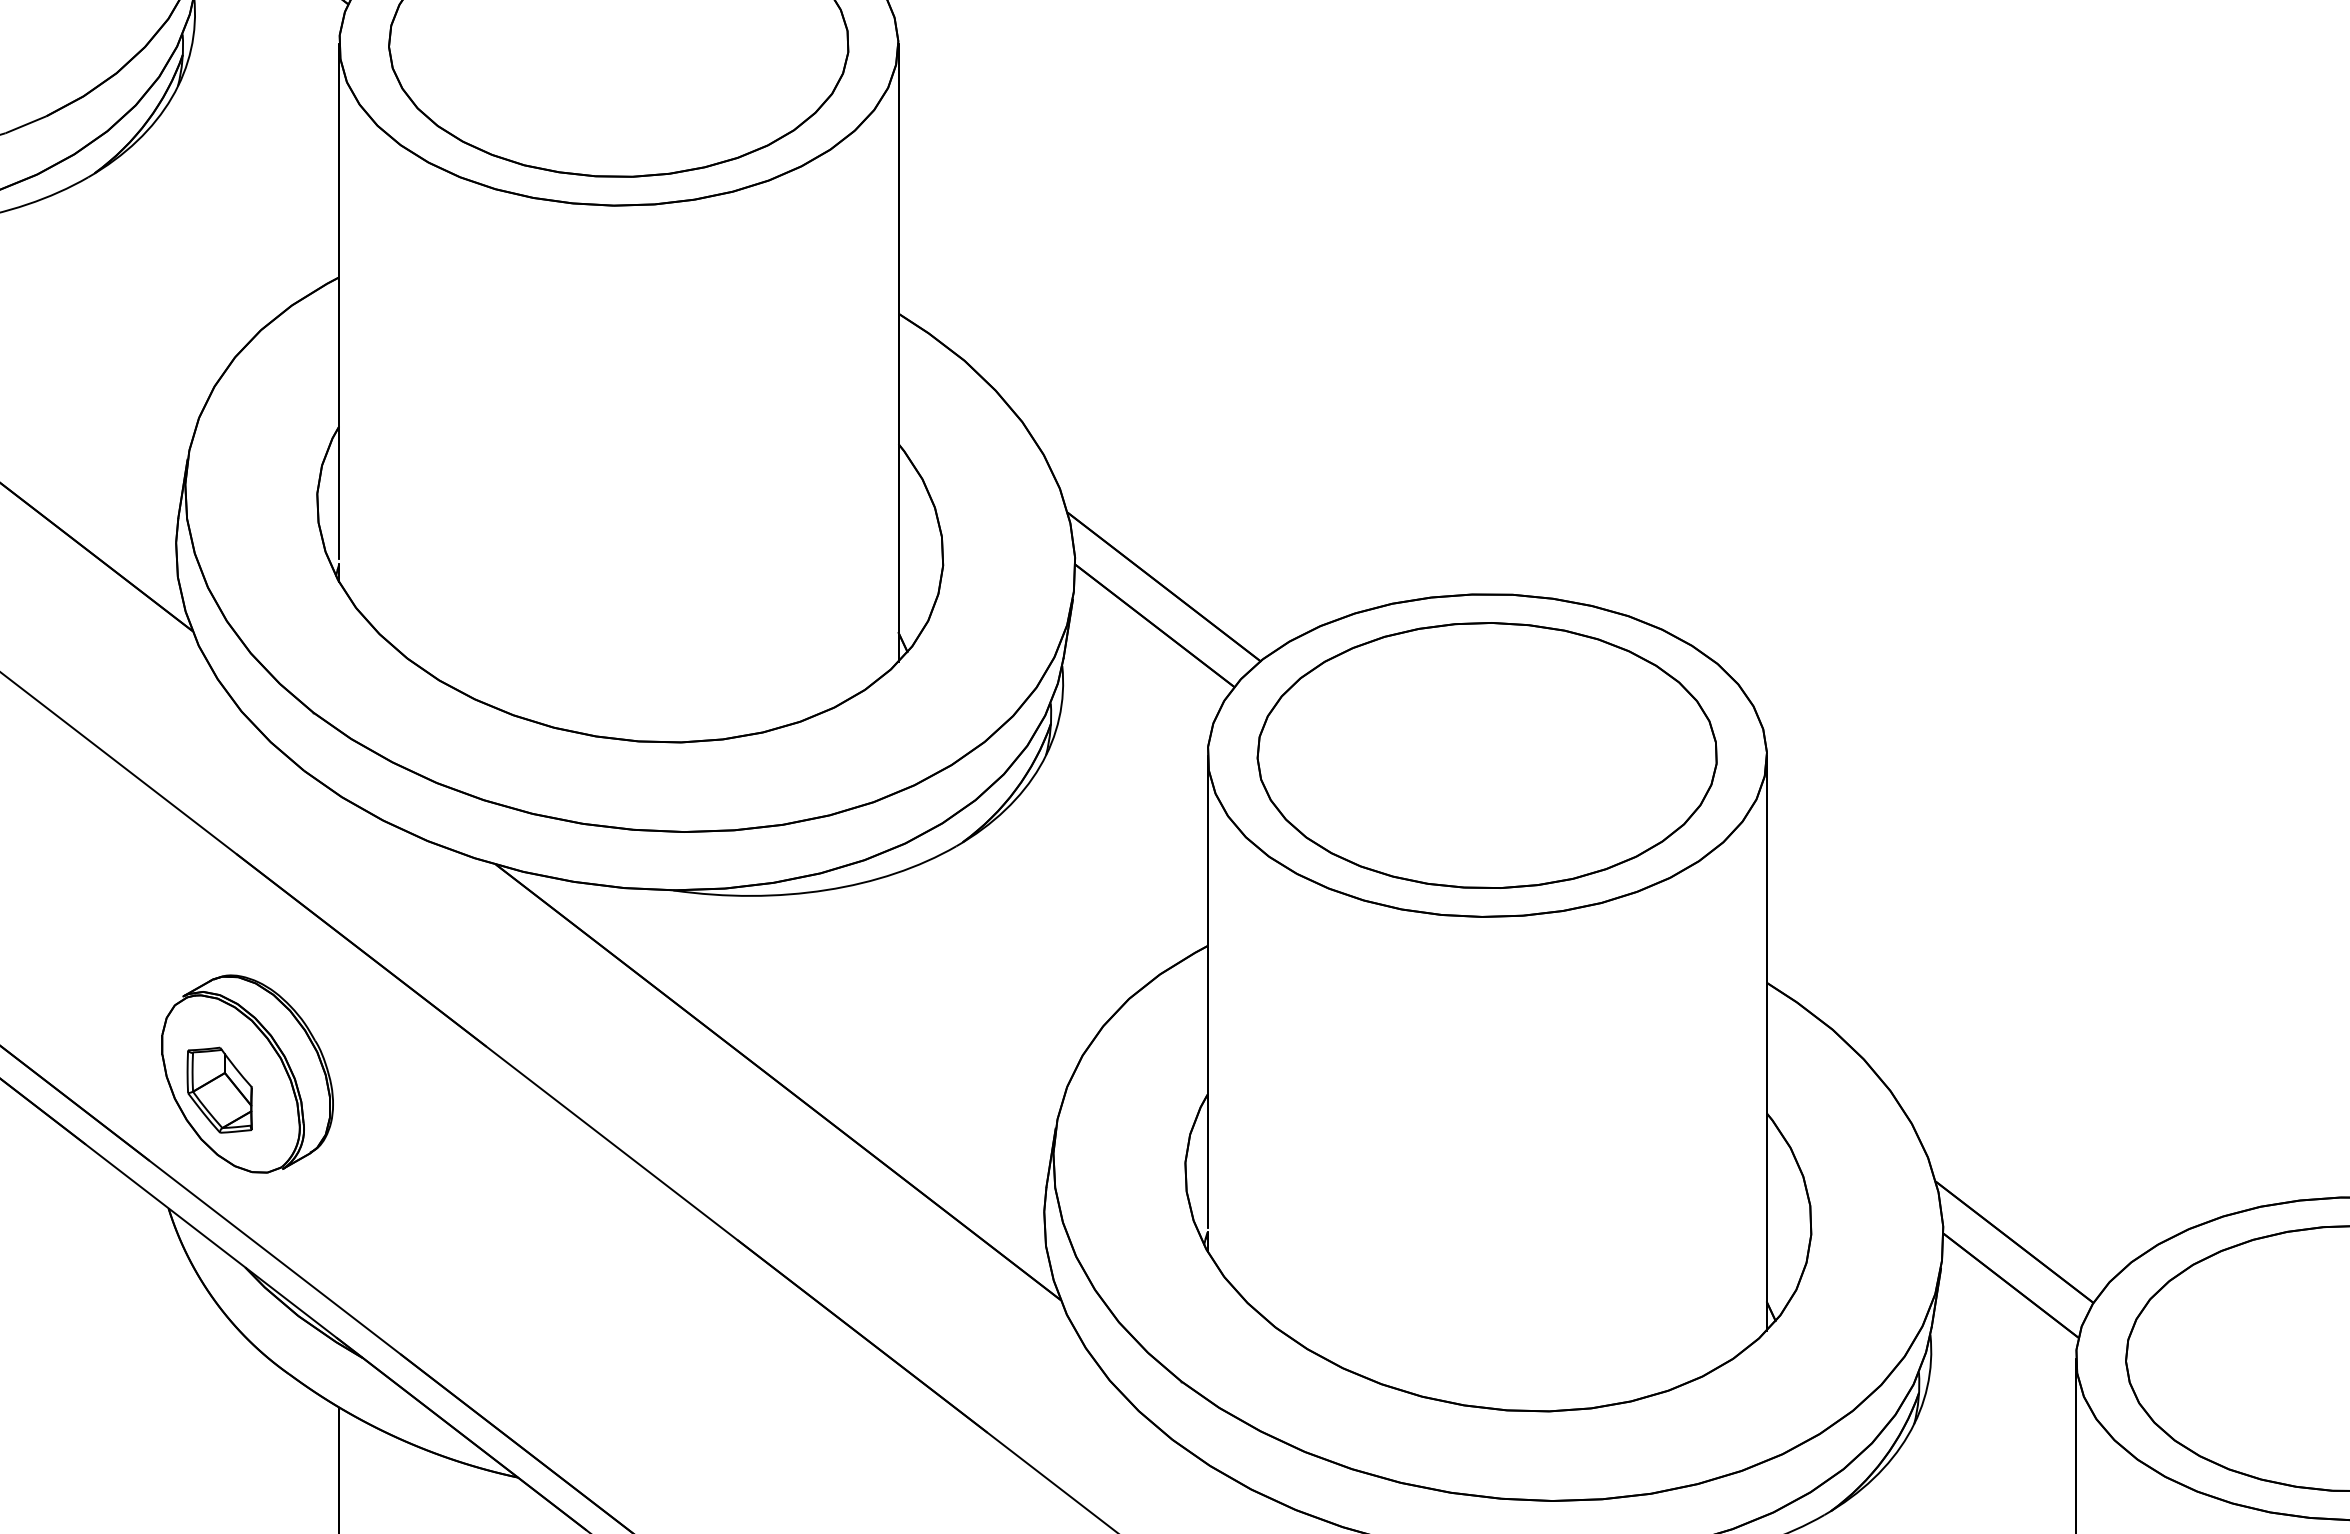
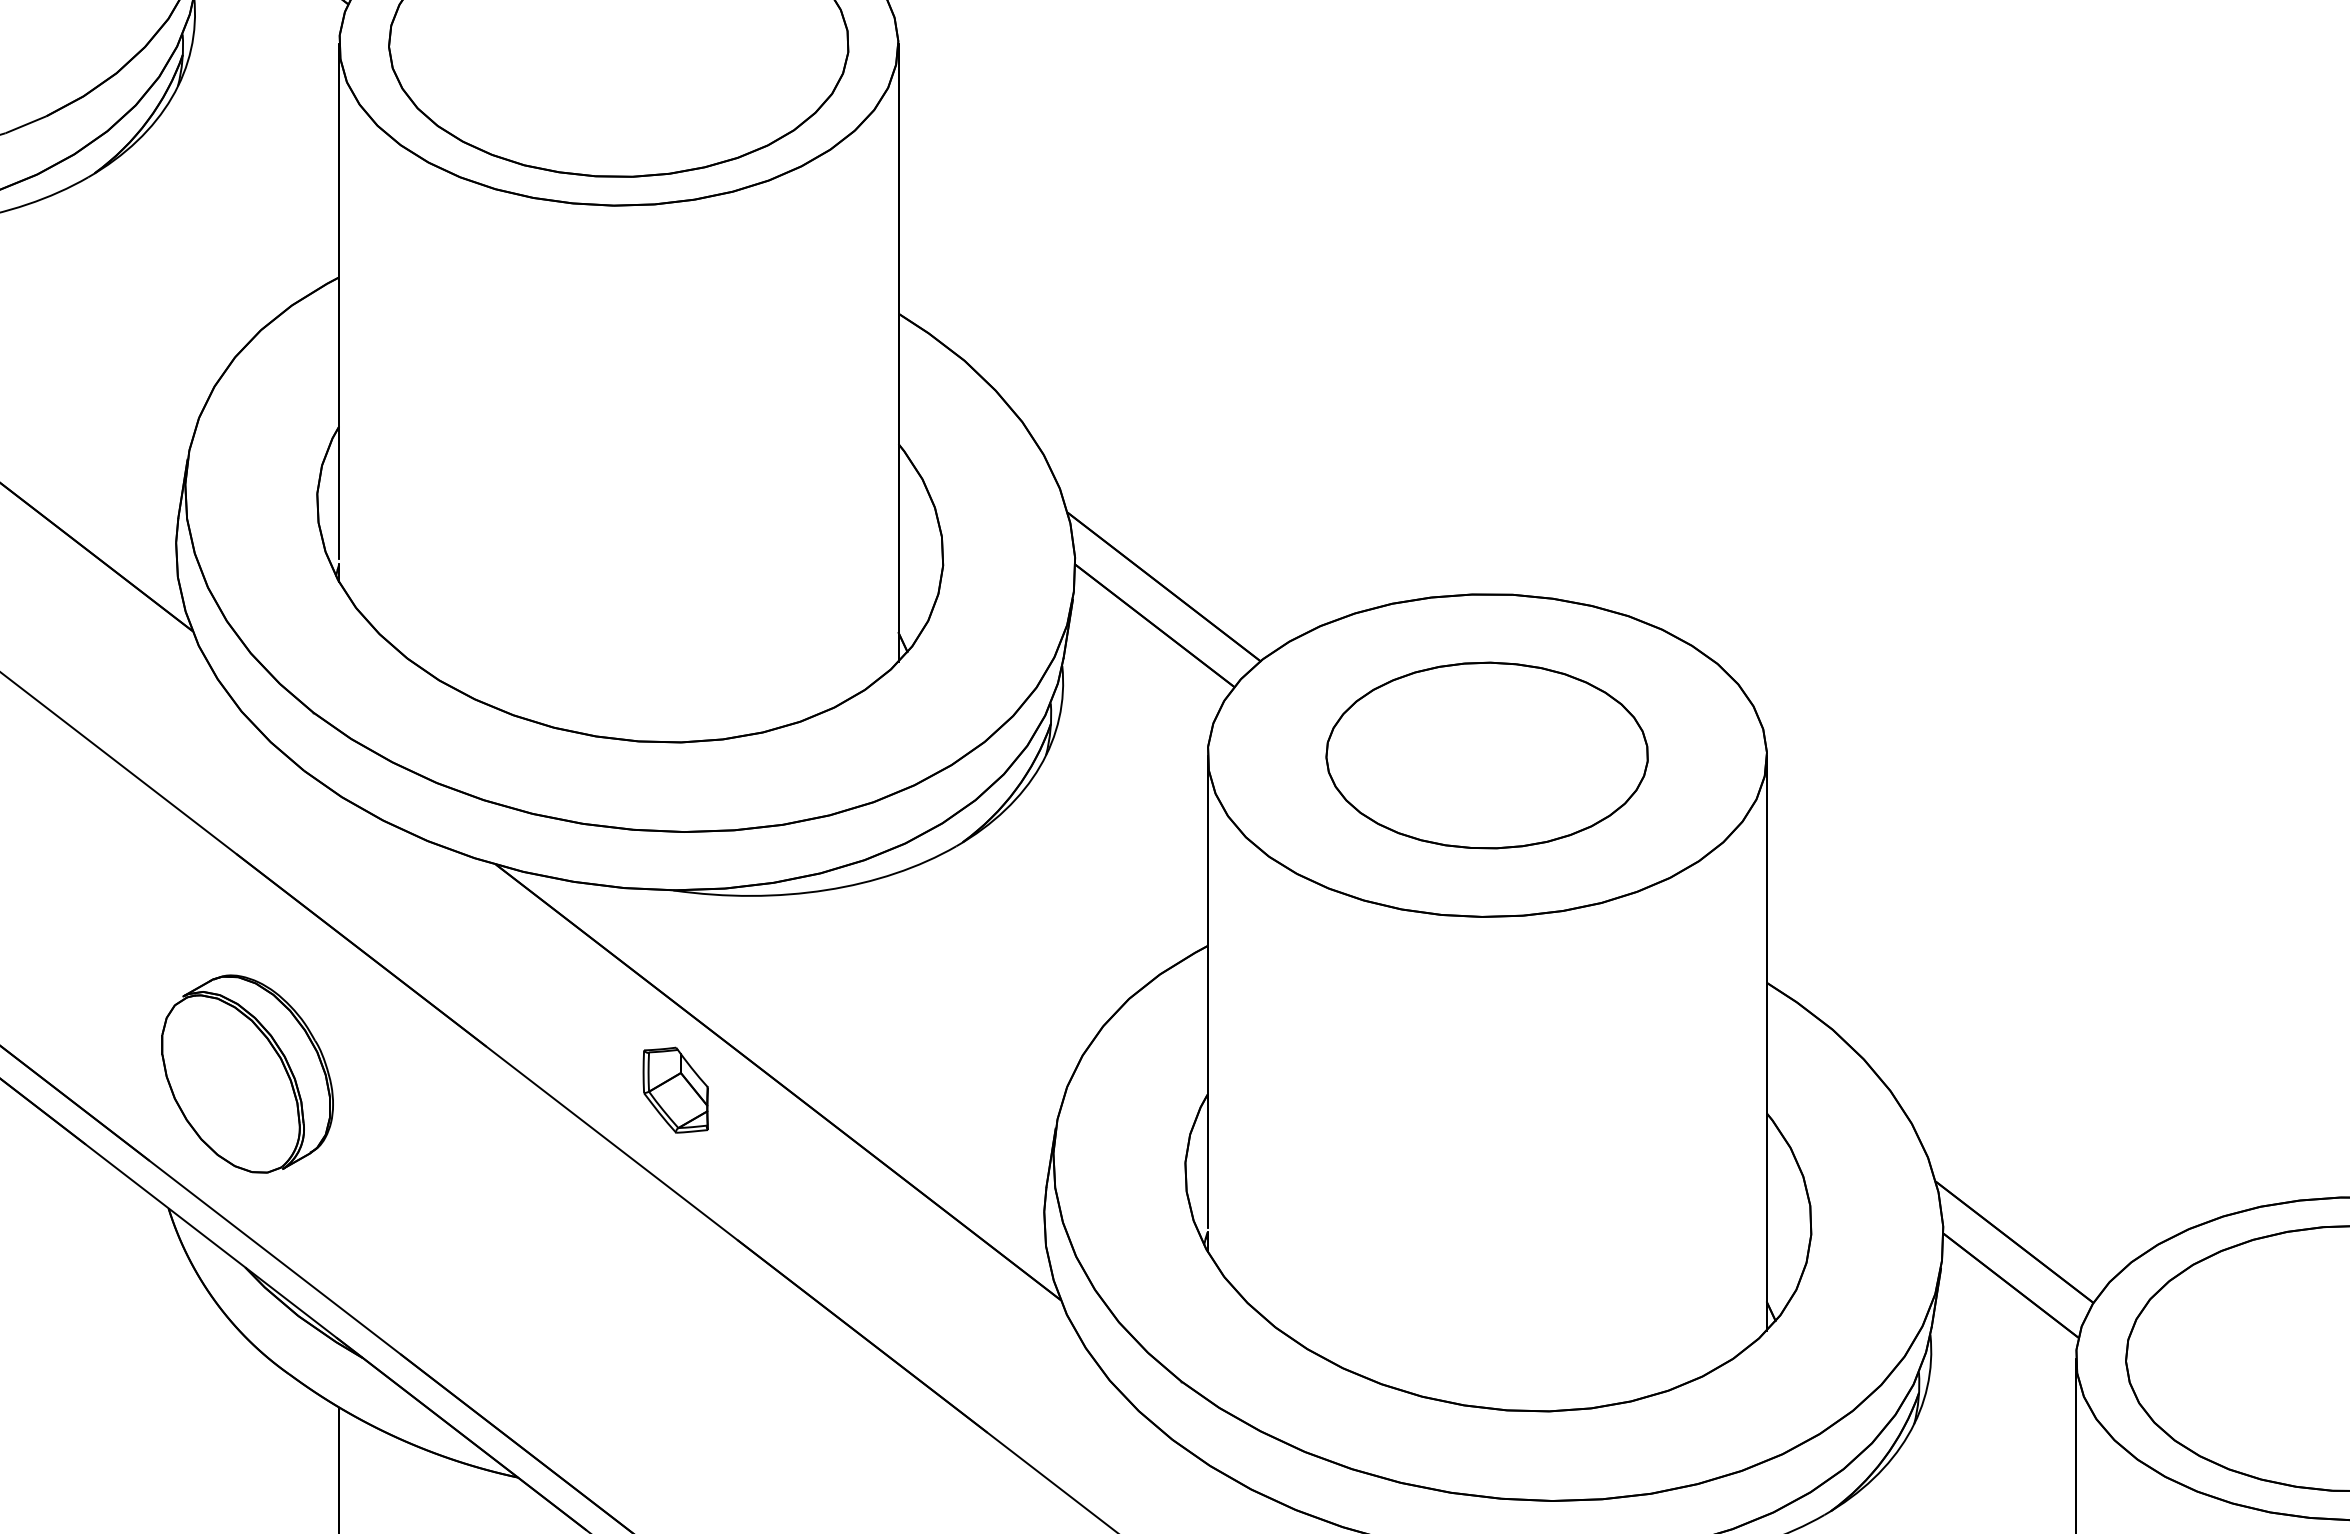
part size: 462x267 px -> 324x189 px (1486, 755)
part position: (219, 1089) -> (675, 1089) (675, 1089)
